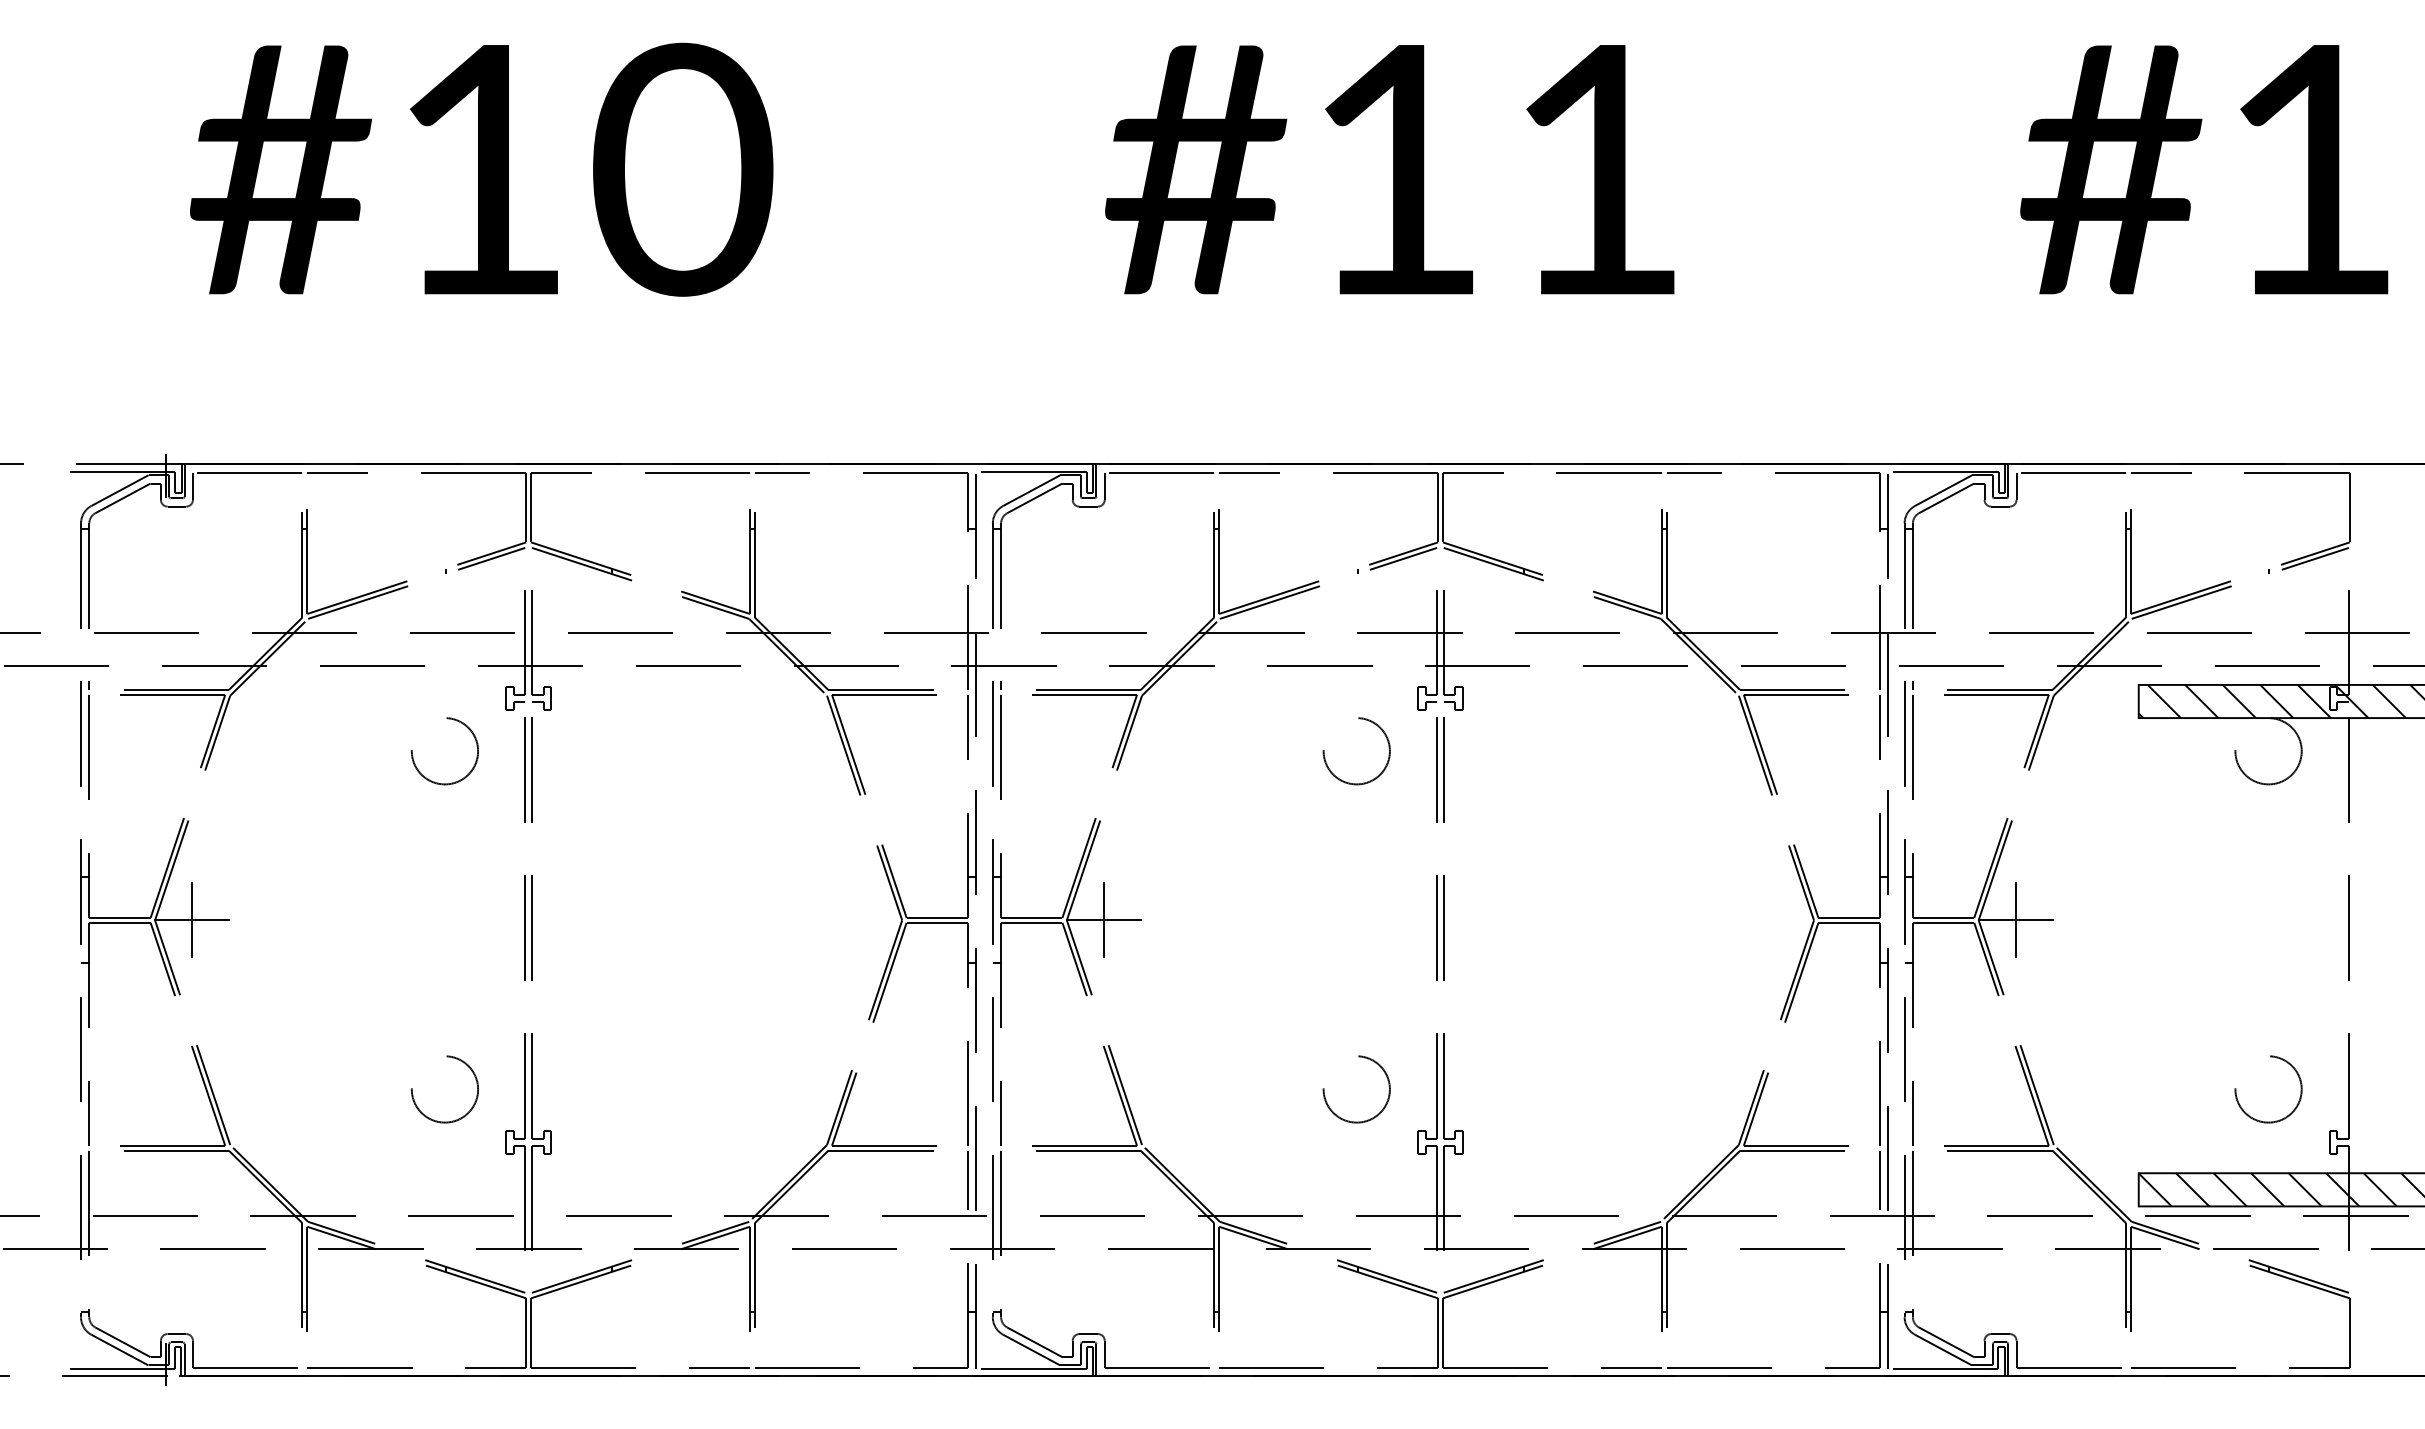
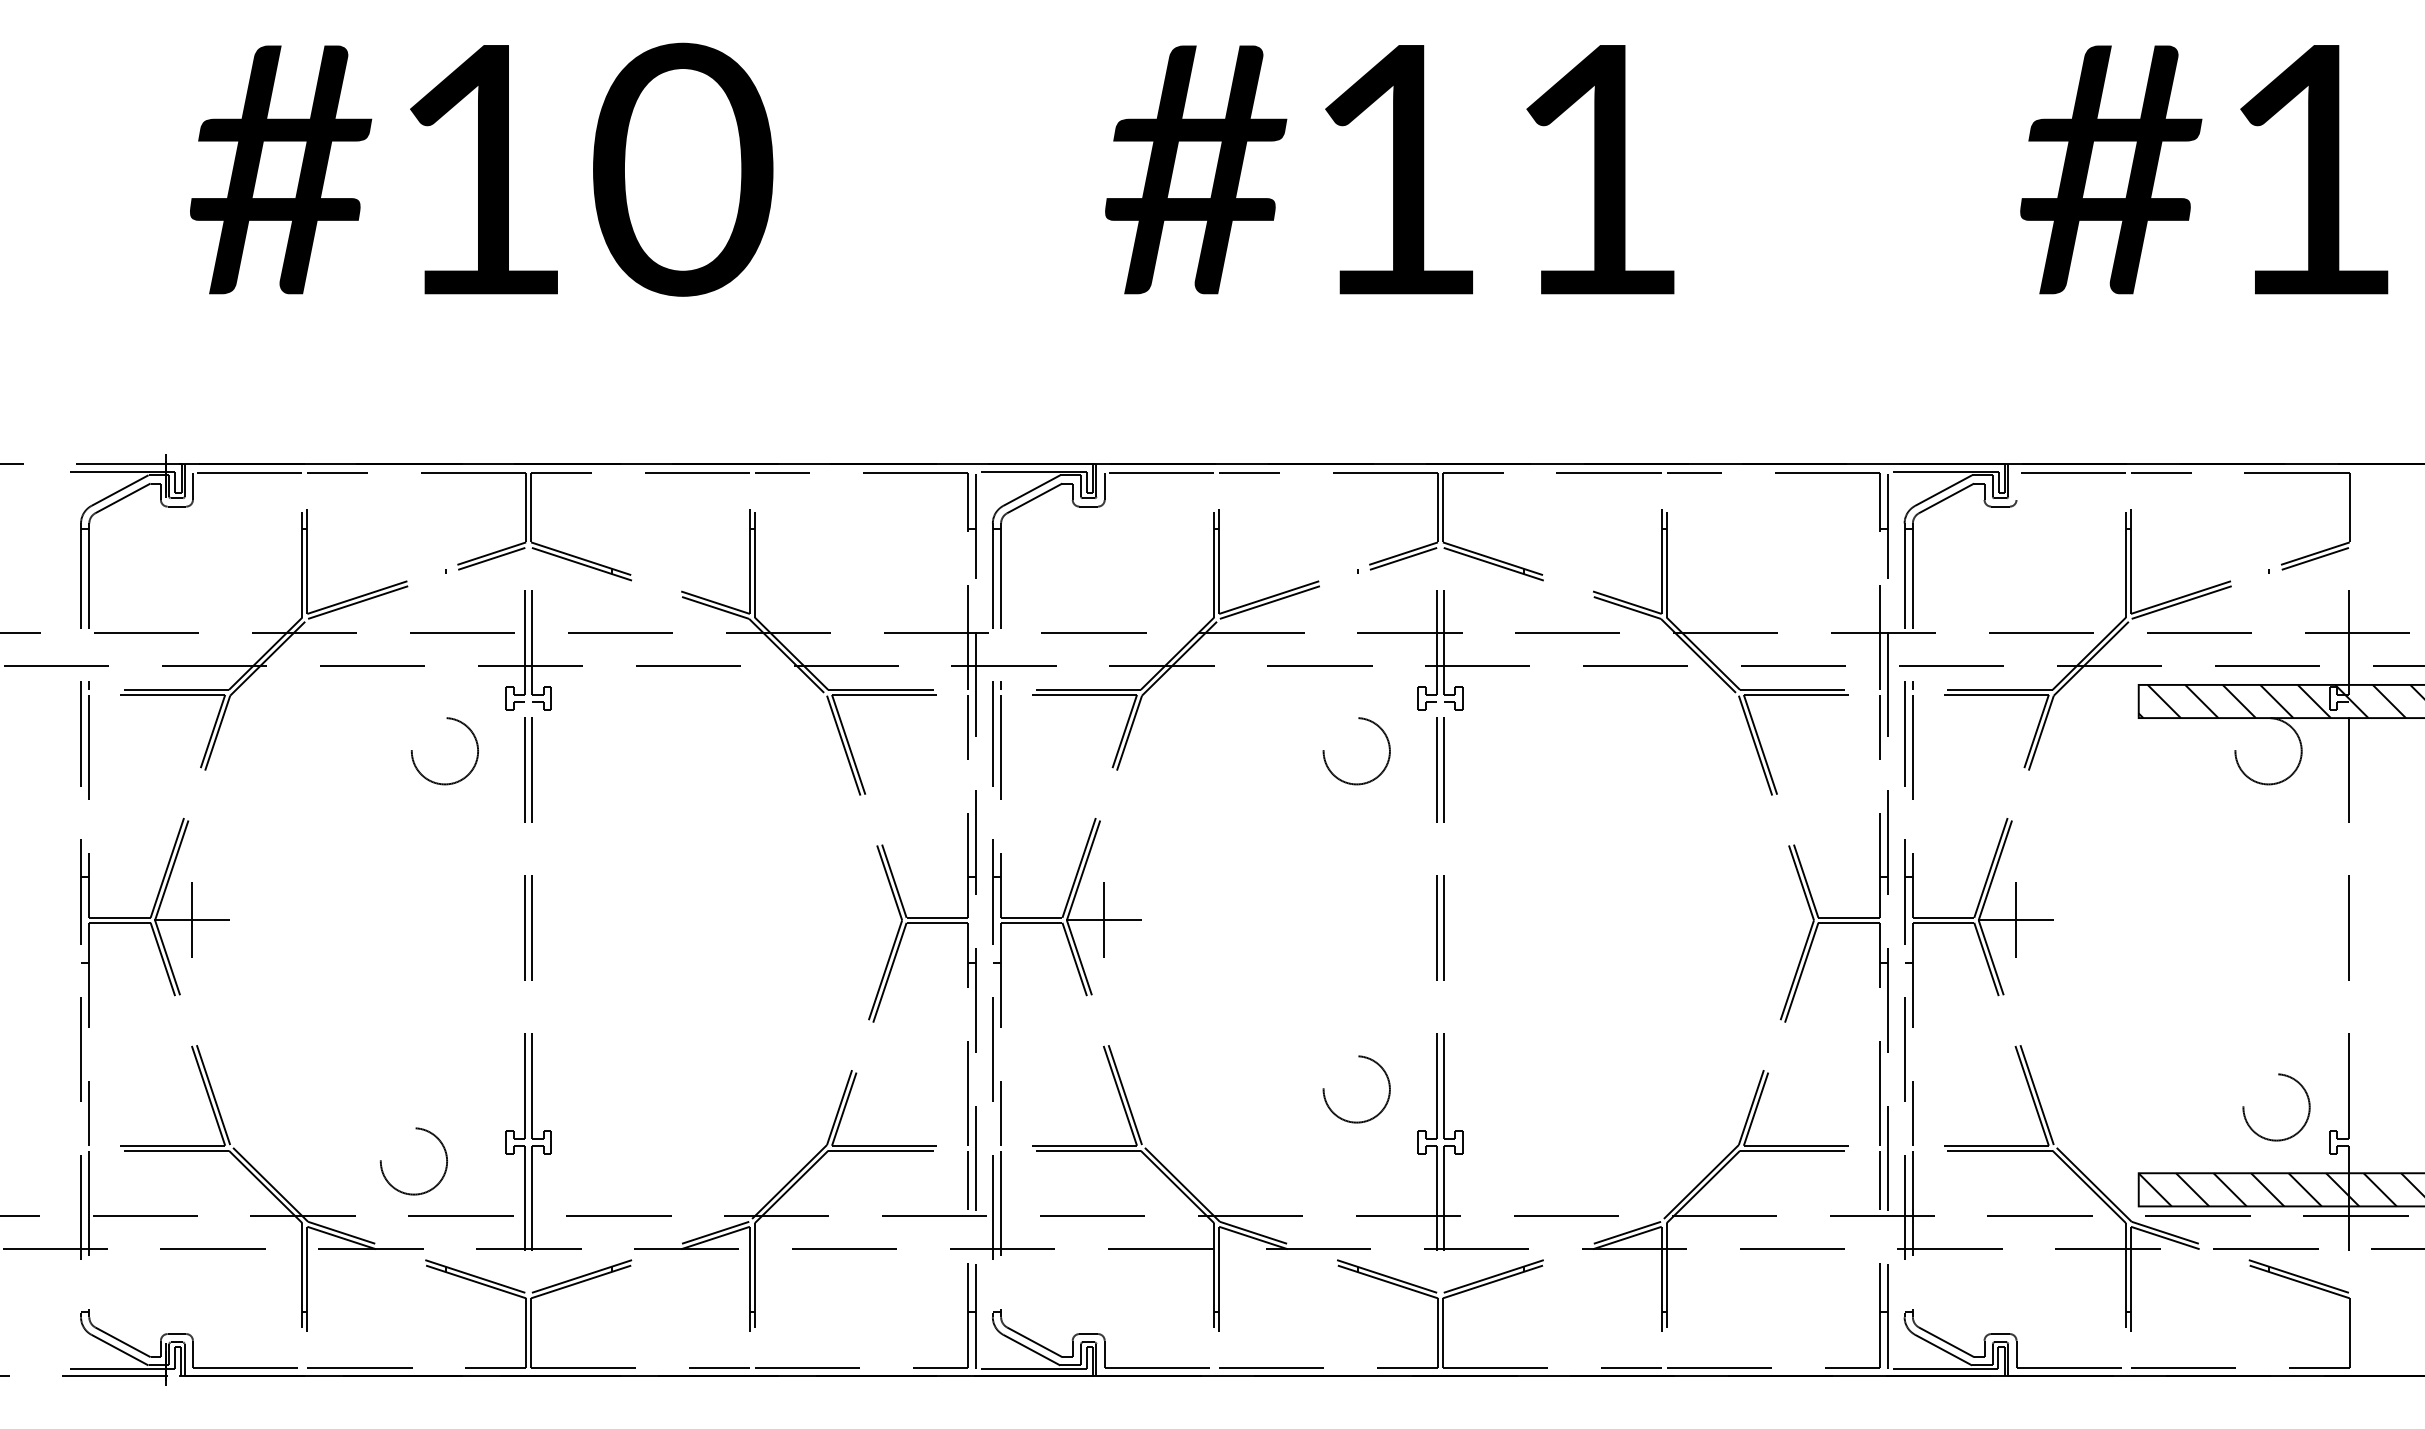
line: present -> none (2016, 486)
circle position: (444, 1089) -> (413, 1161) (413, 1161)
circle position: (2268, 1089) -> (2276, 1107) (2276, 1107)
